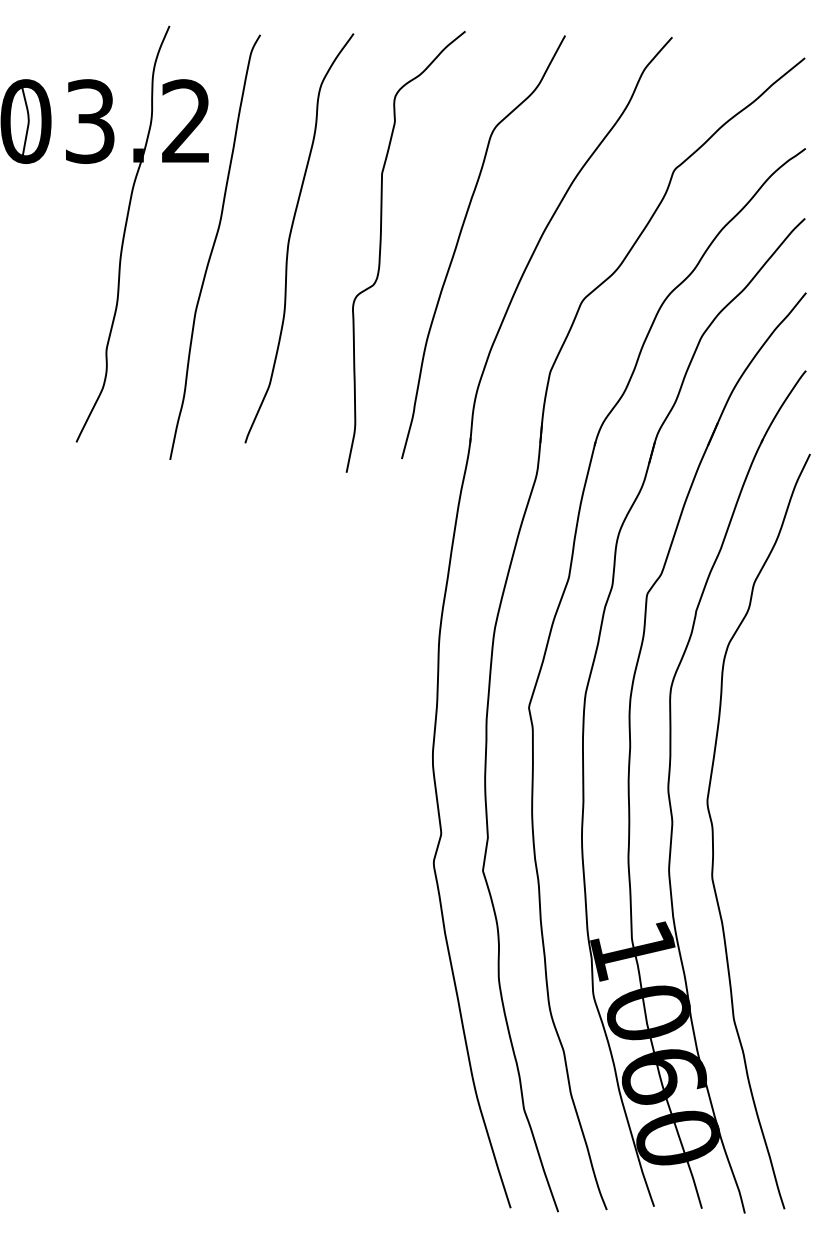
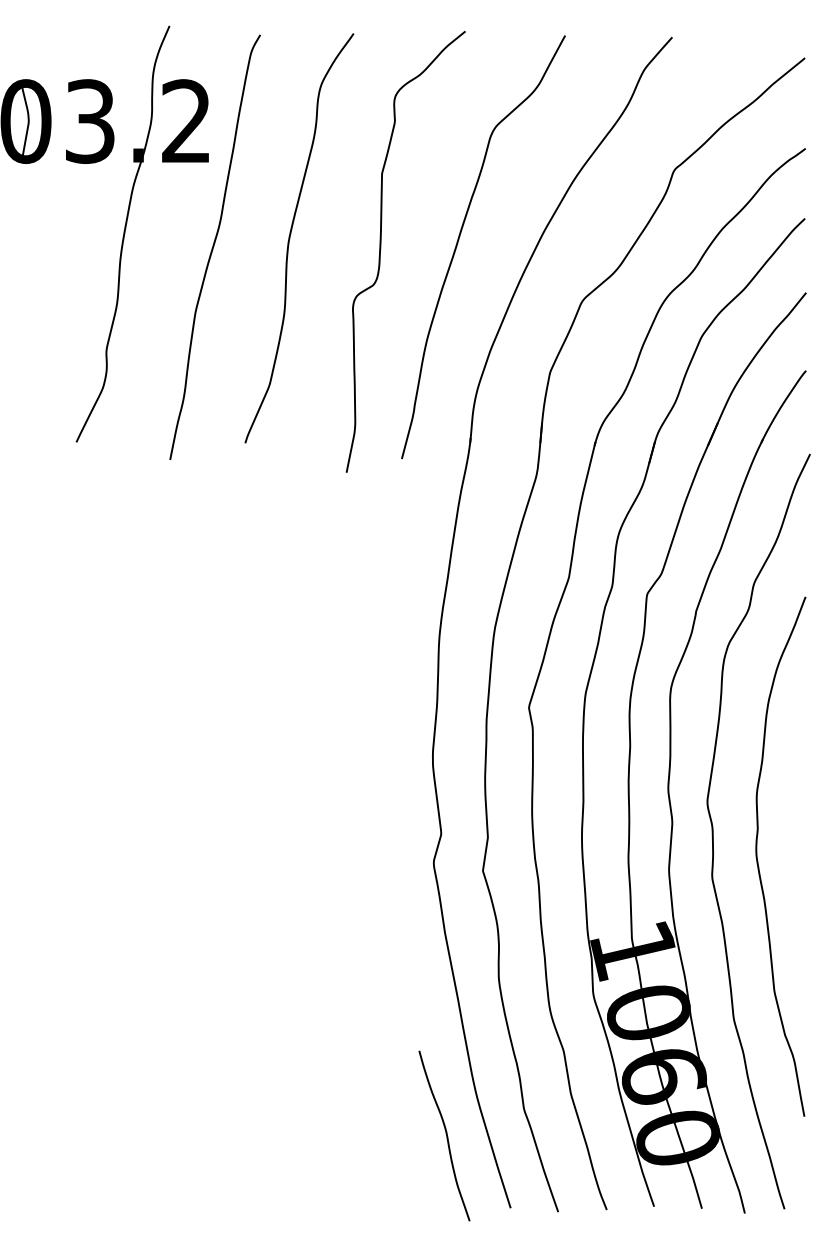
curve: none -> present (758, 860)
curve: none -> present (445, 1134)
